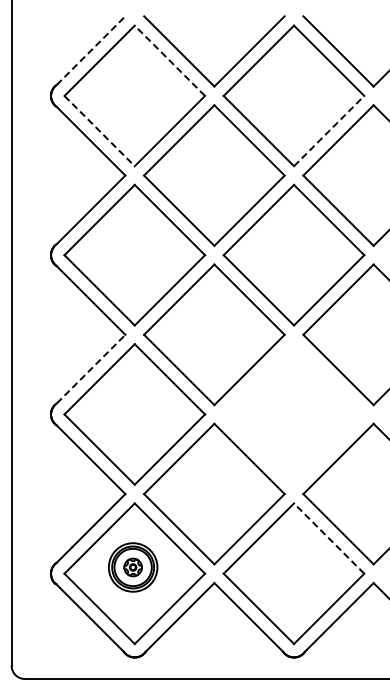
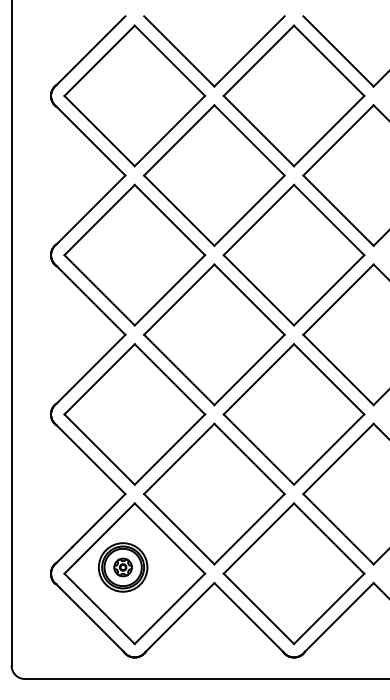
line: dashed -> solid (91, 50)
line: dashed -> solid (169, 60)
line: dashed -> solid (99, 131)
line: dashed -> solid (329, 131)
line: dashed -> solid (91, 368)
part: none -> present (293, 414)
line: dashed -> solid (329, 538)
part position: (133, 567) -> (123, 567) (123, 567)
